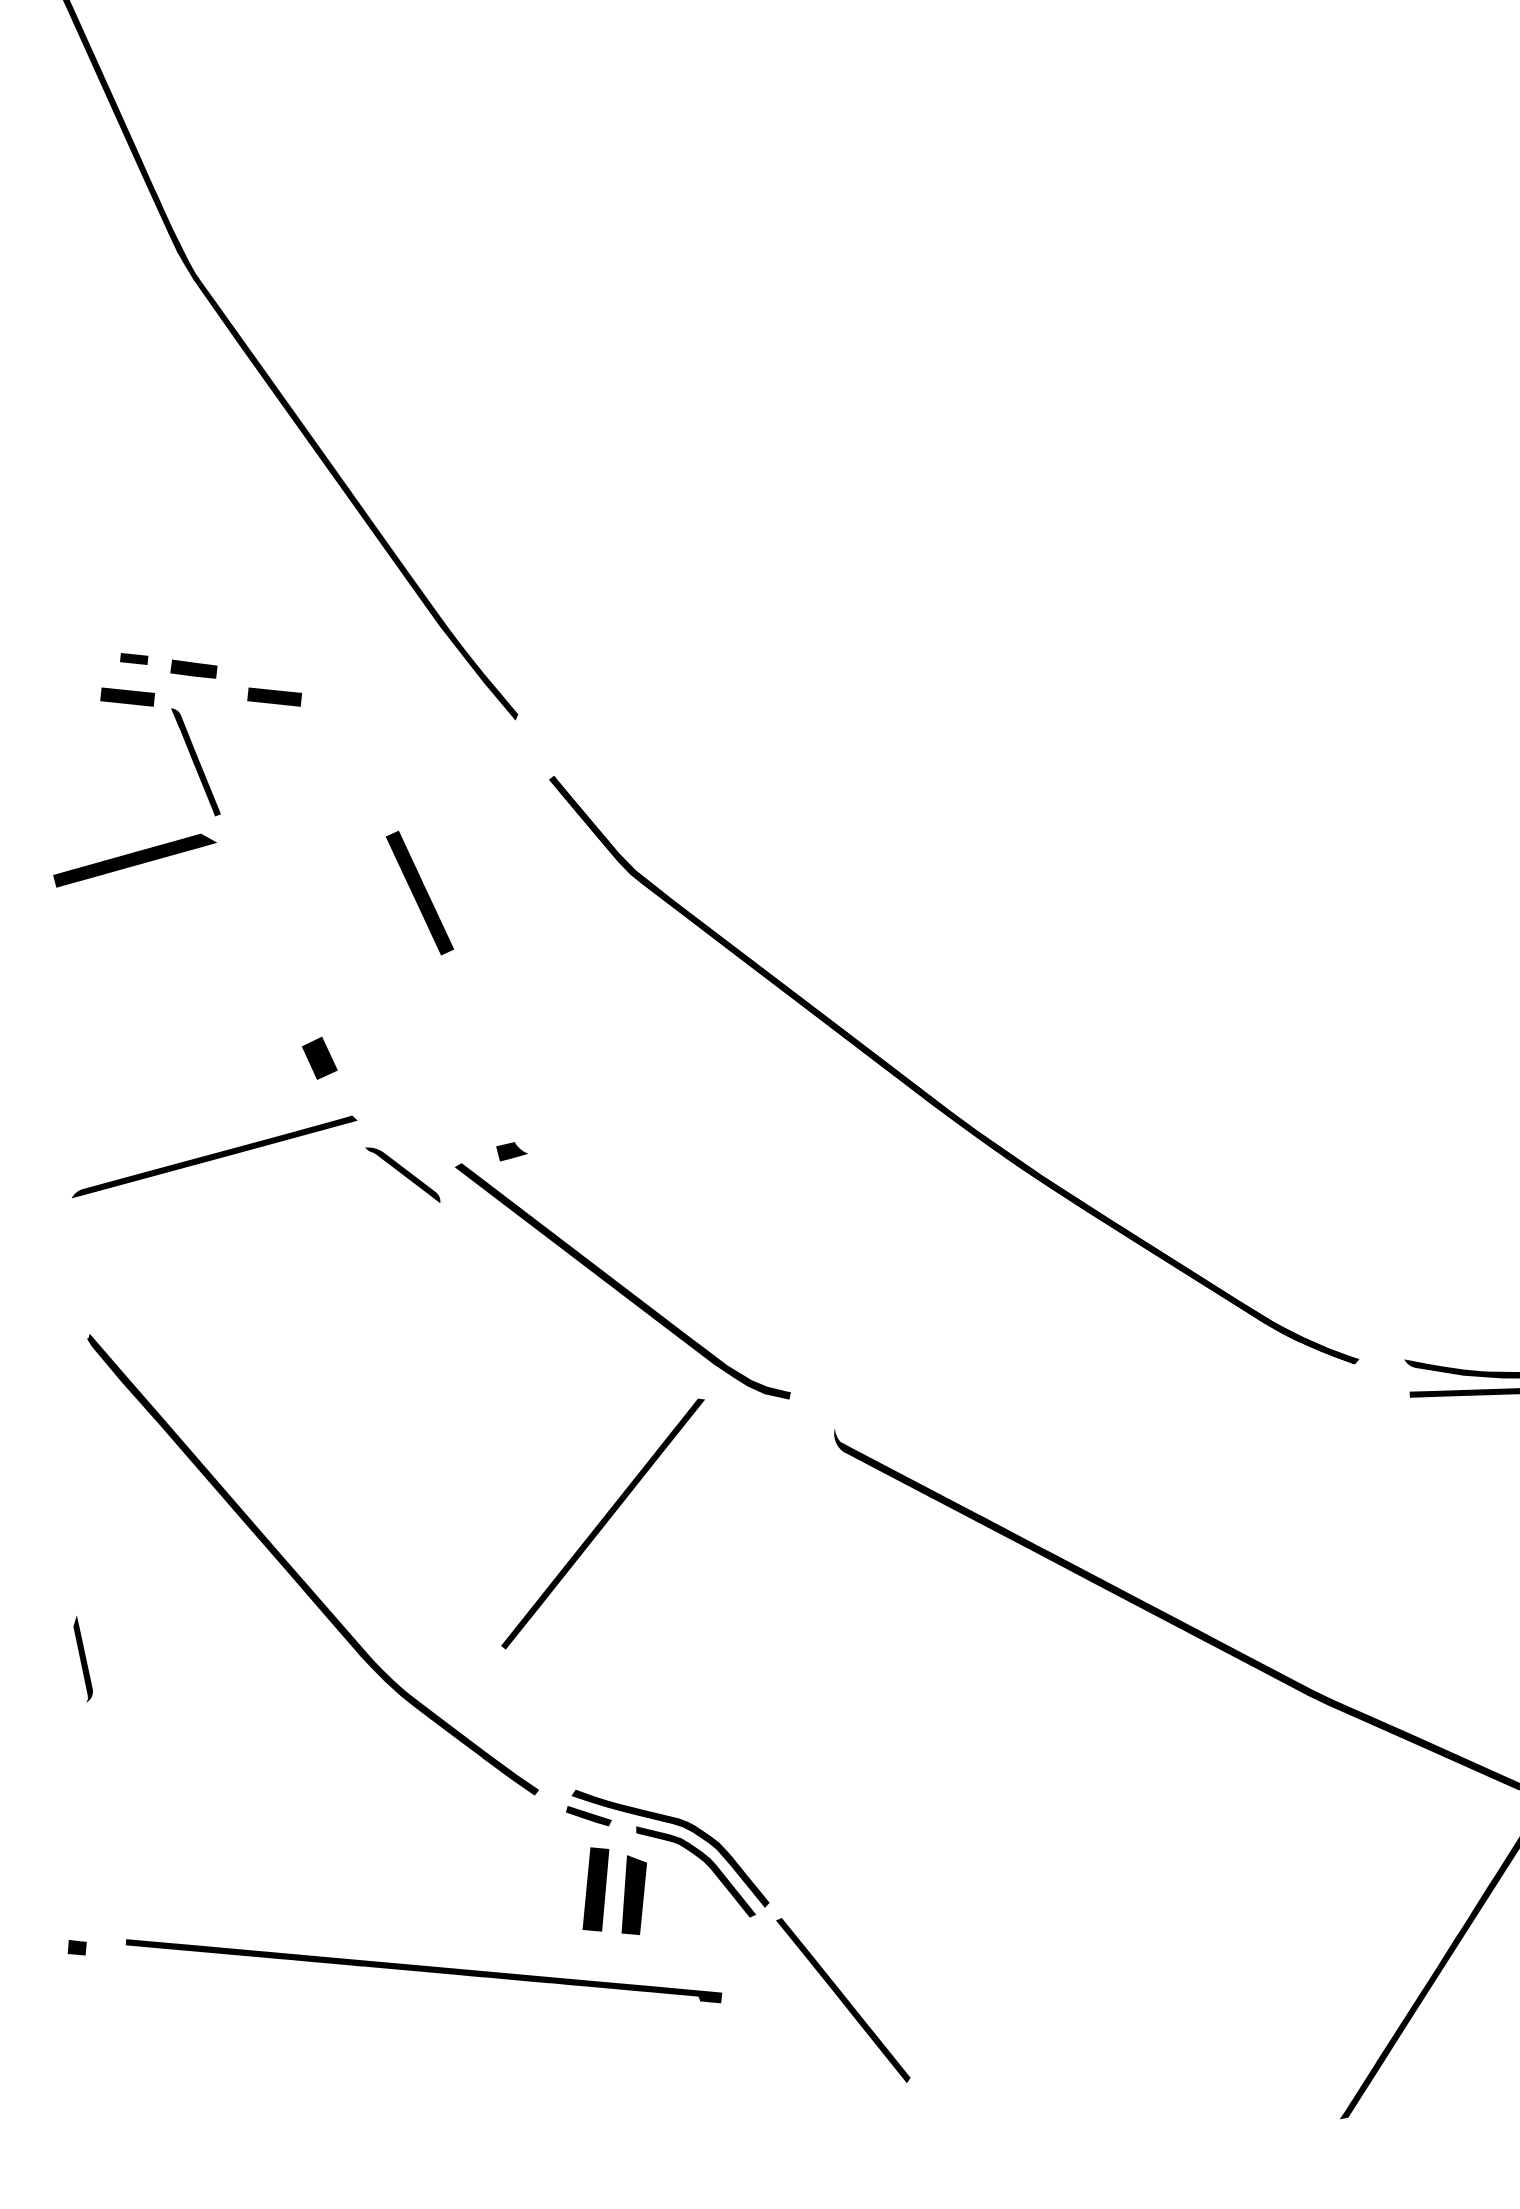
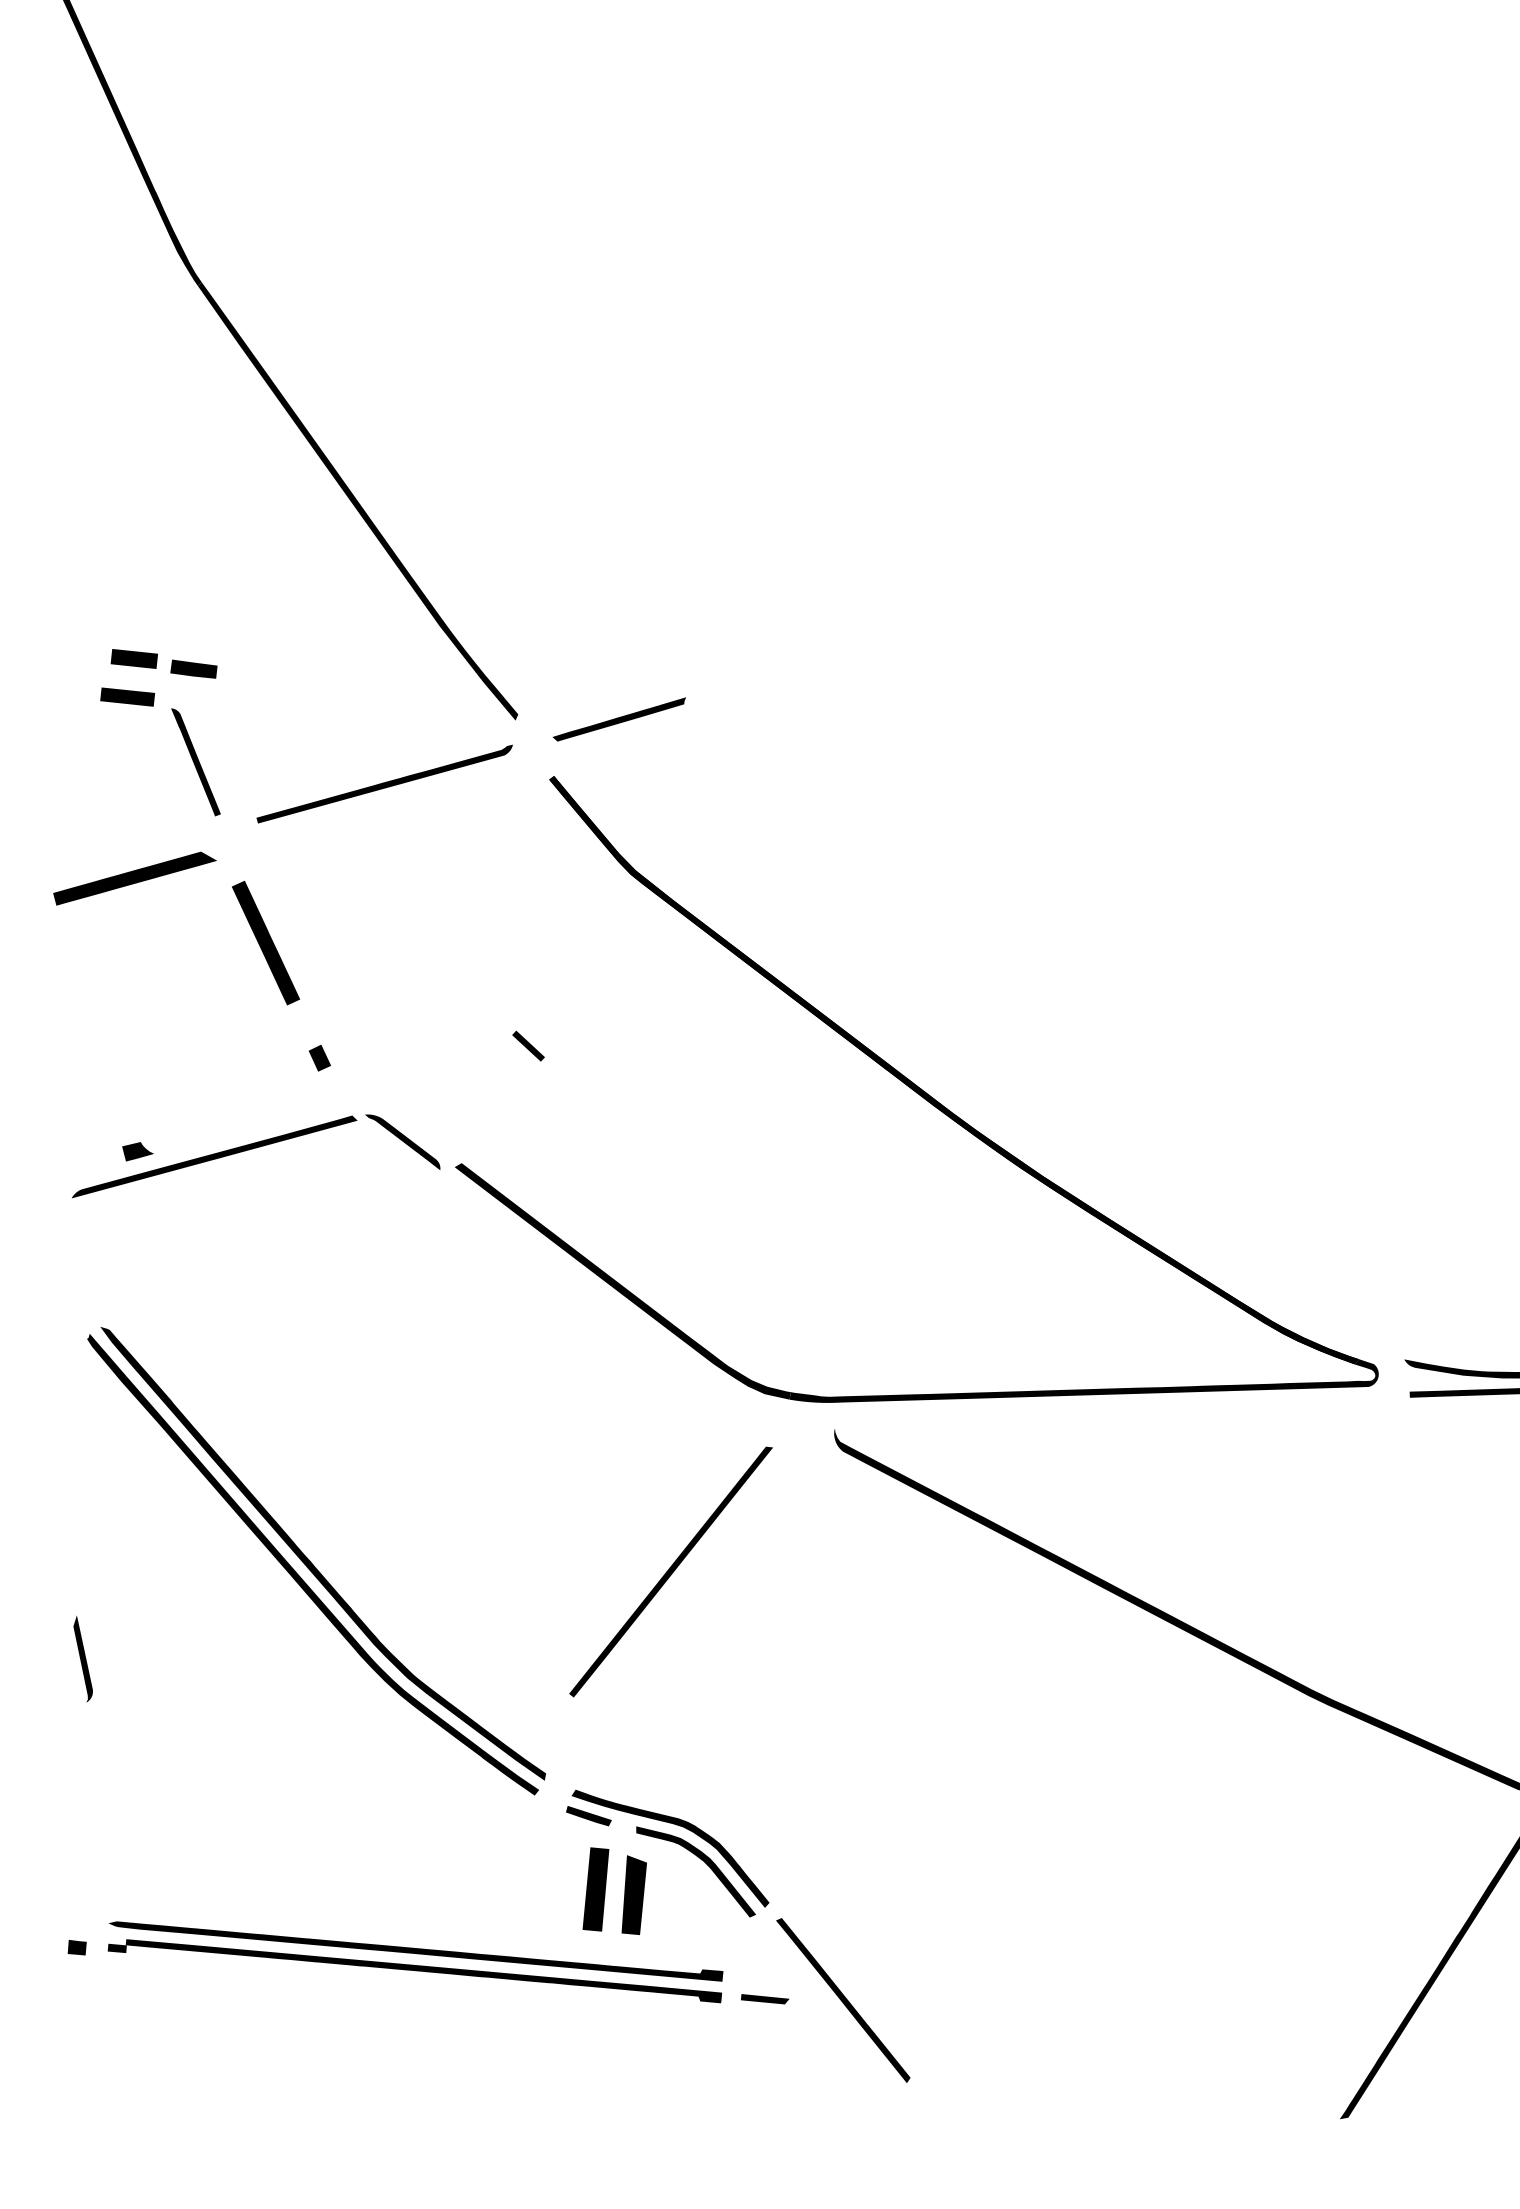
part size: 29x12 px -> 48x20 px (133, 658)
part: present -> none (274, 696)
fill: none -> present (619, 719)
fill: none -> present (384, 783)
part position: (134, 860) -> (134, 878) (134, 878)
part position: (419, 892) -> (265, 942) (265, 942)
fill: none -> present (528, 1045)
part size: 36x44 px -> 22x28 px (319, 1057)
part position: (511, 1151) -> (137, 1151) (137, 1151)
part position: (402, 1174) -> (402, 1141) (402, 1141)
fill: none -> present (1083, 1380)
part position: (602, 1523) -> (670, 1571) (670, 1571)
fill: none -> present (323, 1553)
fill: none -> present (116, 1948)
fill: none -> present (415, 1951)
fill: none -> present (764, 1999)
